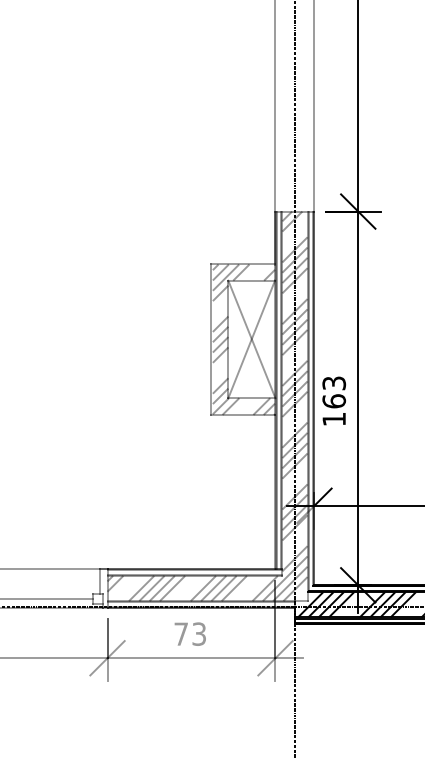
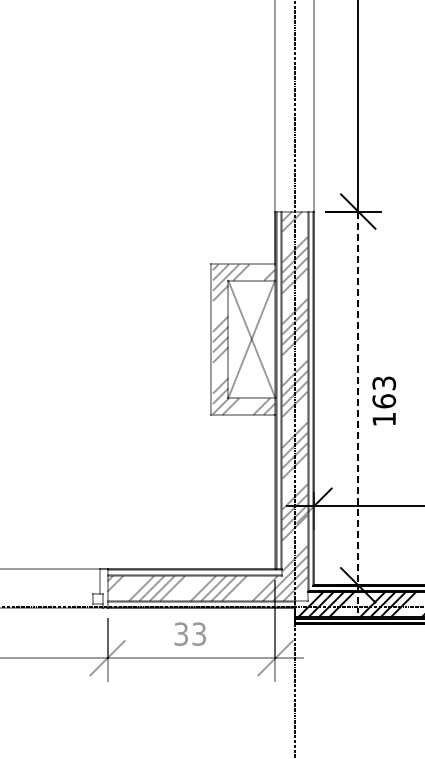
text position: (334, 400) -> (384, 400) (384, 400)
line: solid -> dashed (358, 412)
line: present -> none (47, 598)
text: 73 -> 33 (180, 633)
